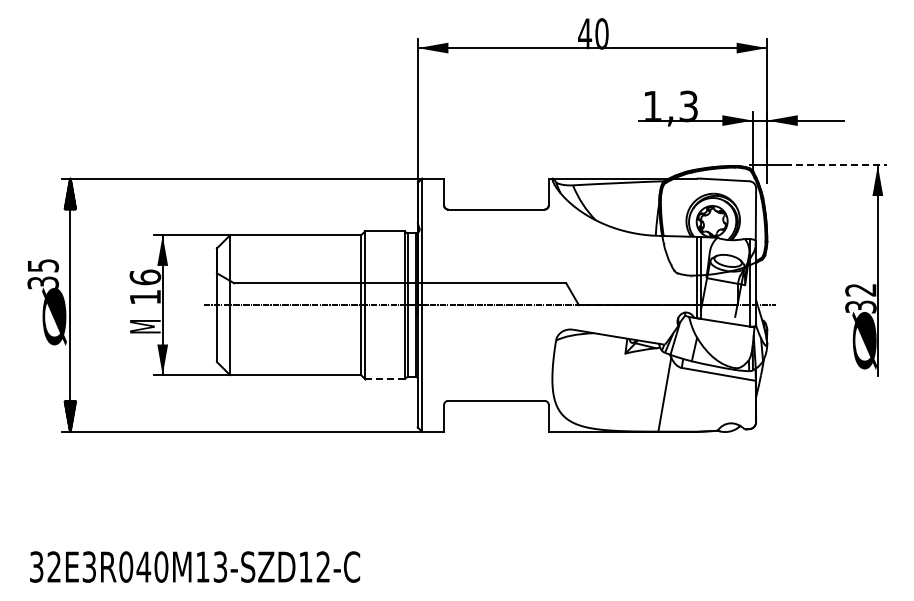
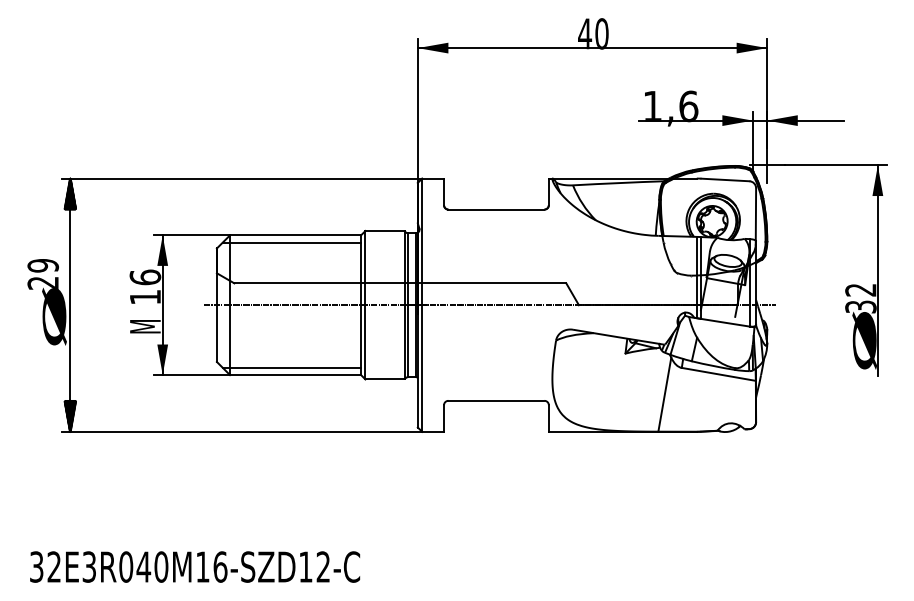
text: 1,3 -> 1,6 (688, 106)
line: dashed -> solid (835, 165)
line: none -> present (291, 242)
text: 35 -> 29 (43, 274)
line: none -> present (291, 367)
line: dashed -> solid (385, 379)
text: 32E3R040M13-SZD12-C -> 32E3R040M16-SZD12-C (220, 566)
